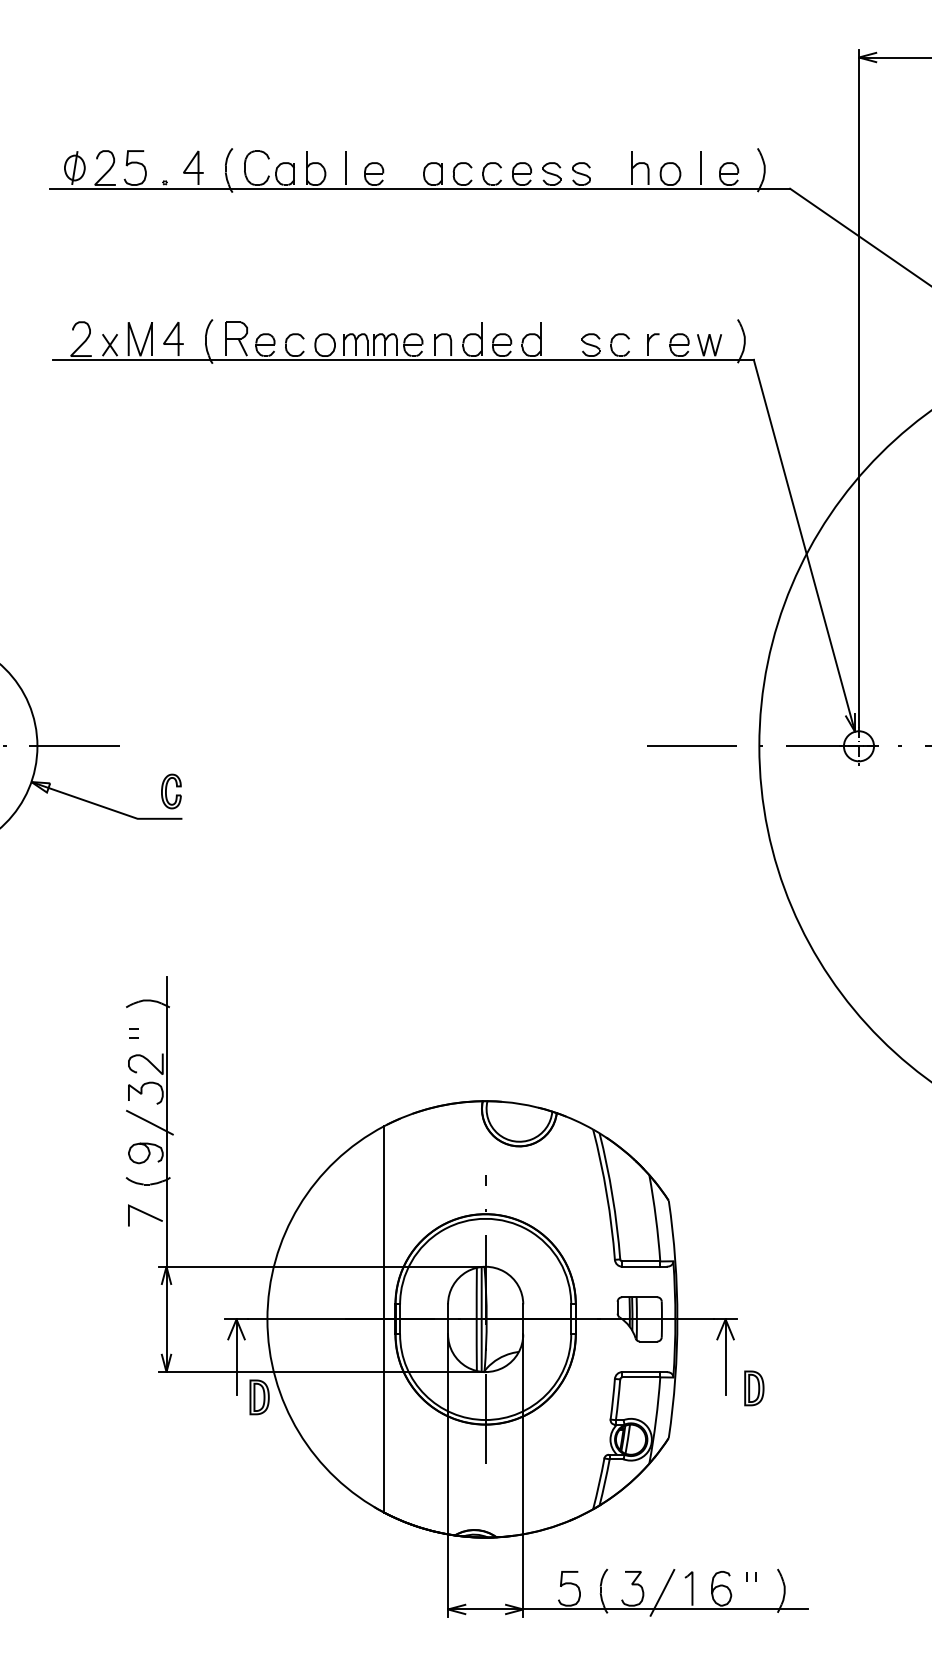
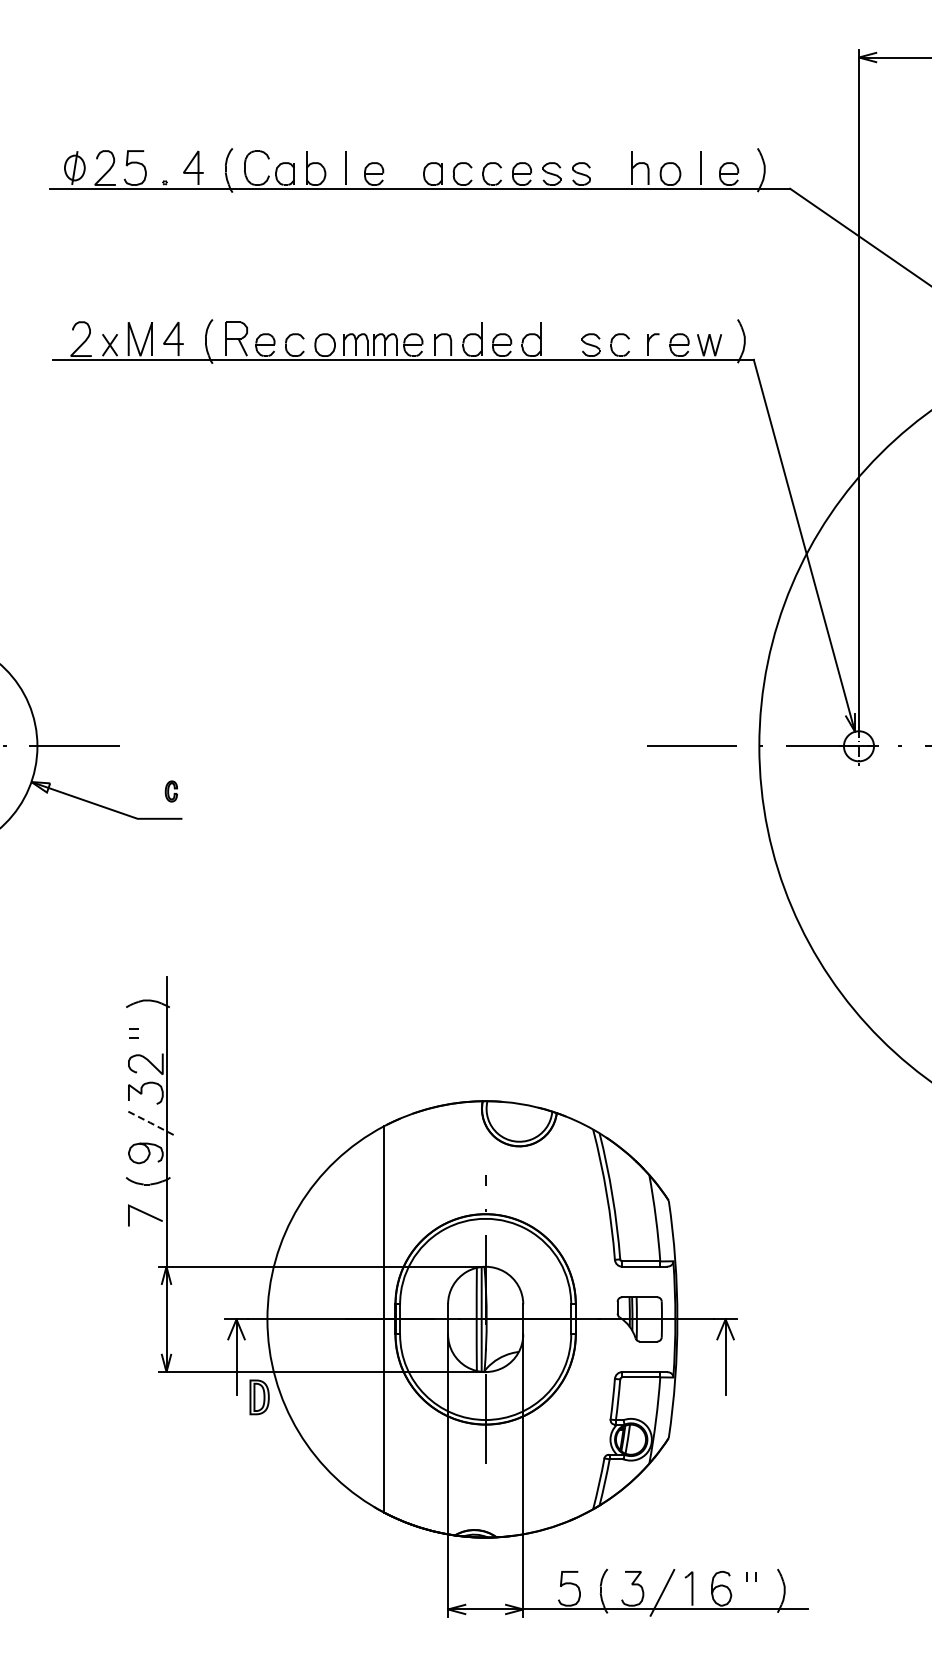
part size: 21x37 px -> 14x23 px (170, 791)
line: solid -> dashed (150, 1122)
part: present -> none (754, 1388)
